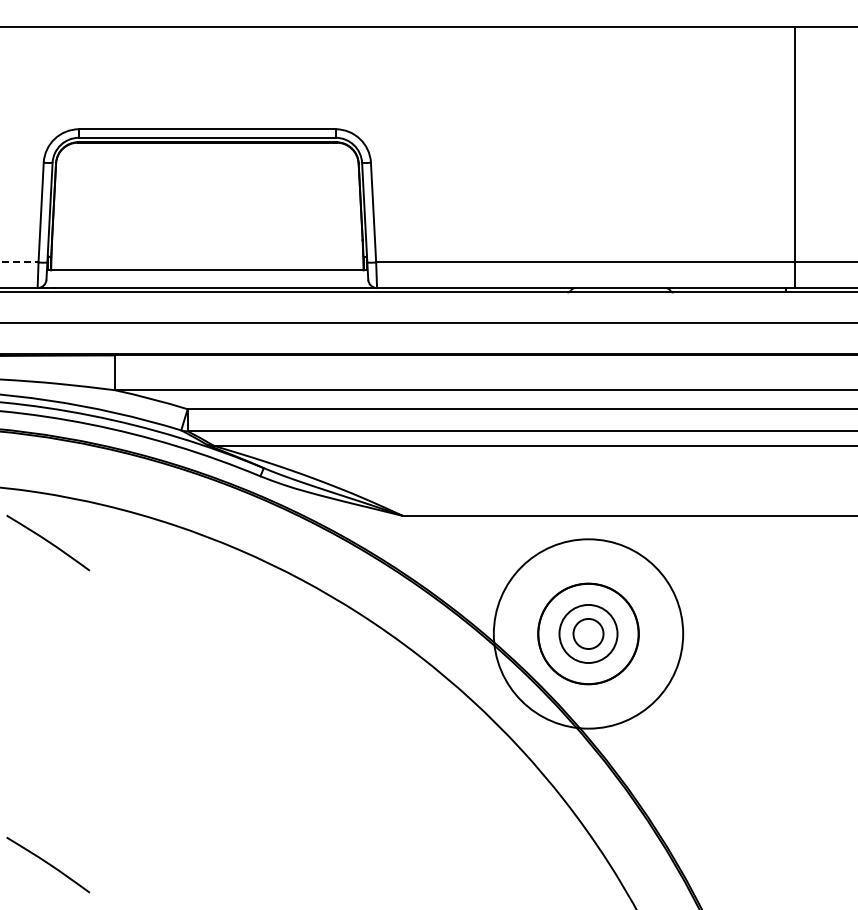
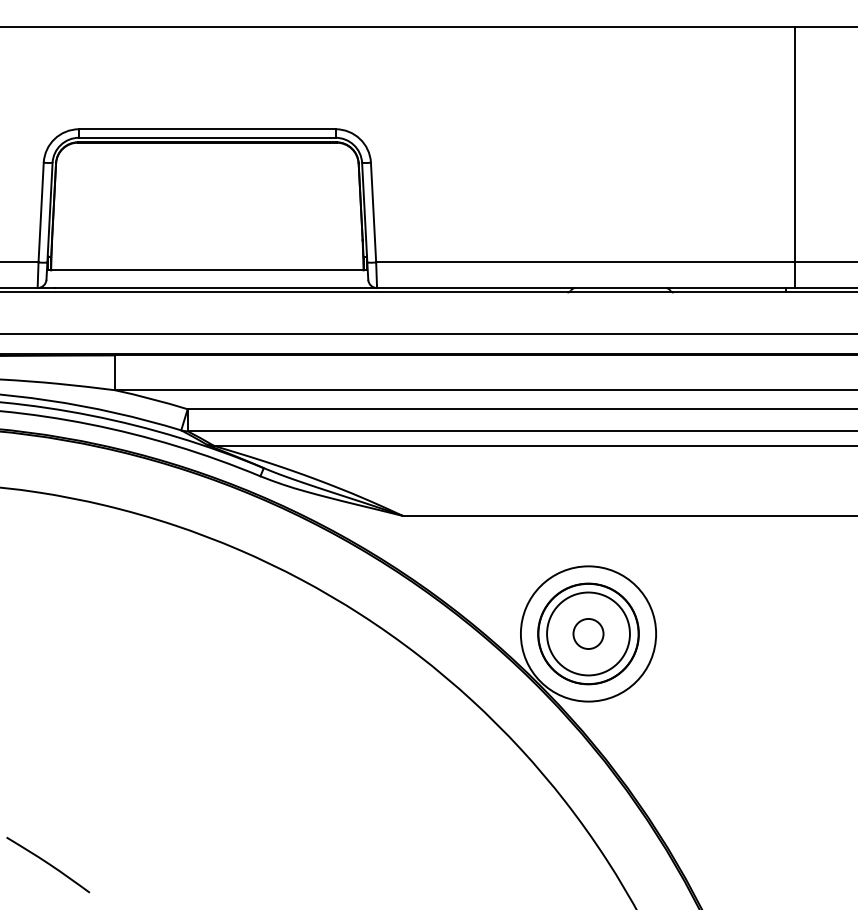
line: dashed -> solid (19, 262)
line position: (428, 323) -> (428, 334) (428, 334)
curve: present -> none (48, 542)
circle diameter: 189 px -> 135 px (588, 633)
circle diameter: 58 px -> 83 px (588, 633)
